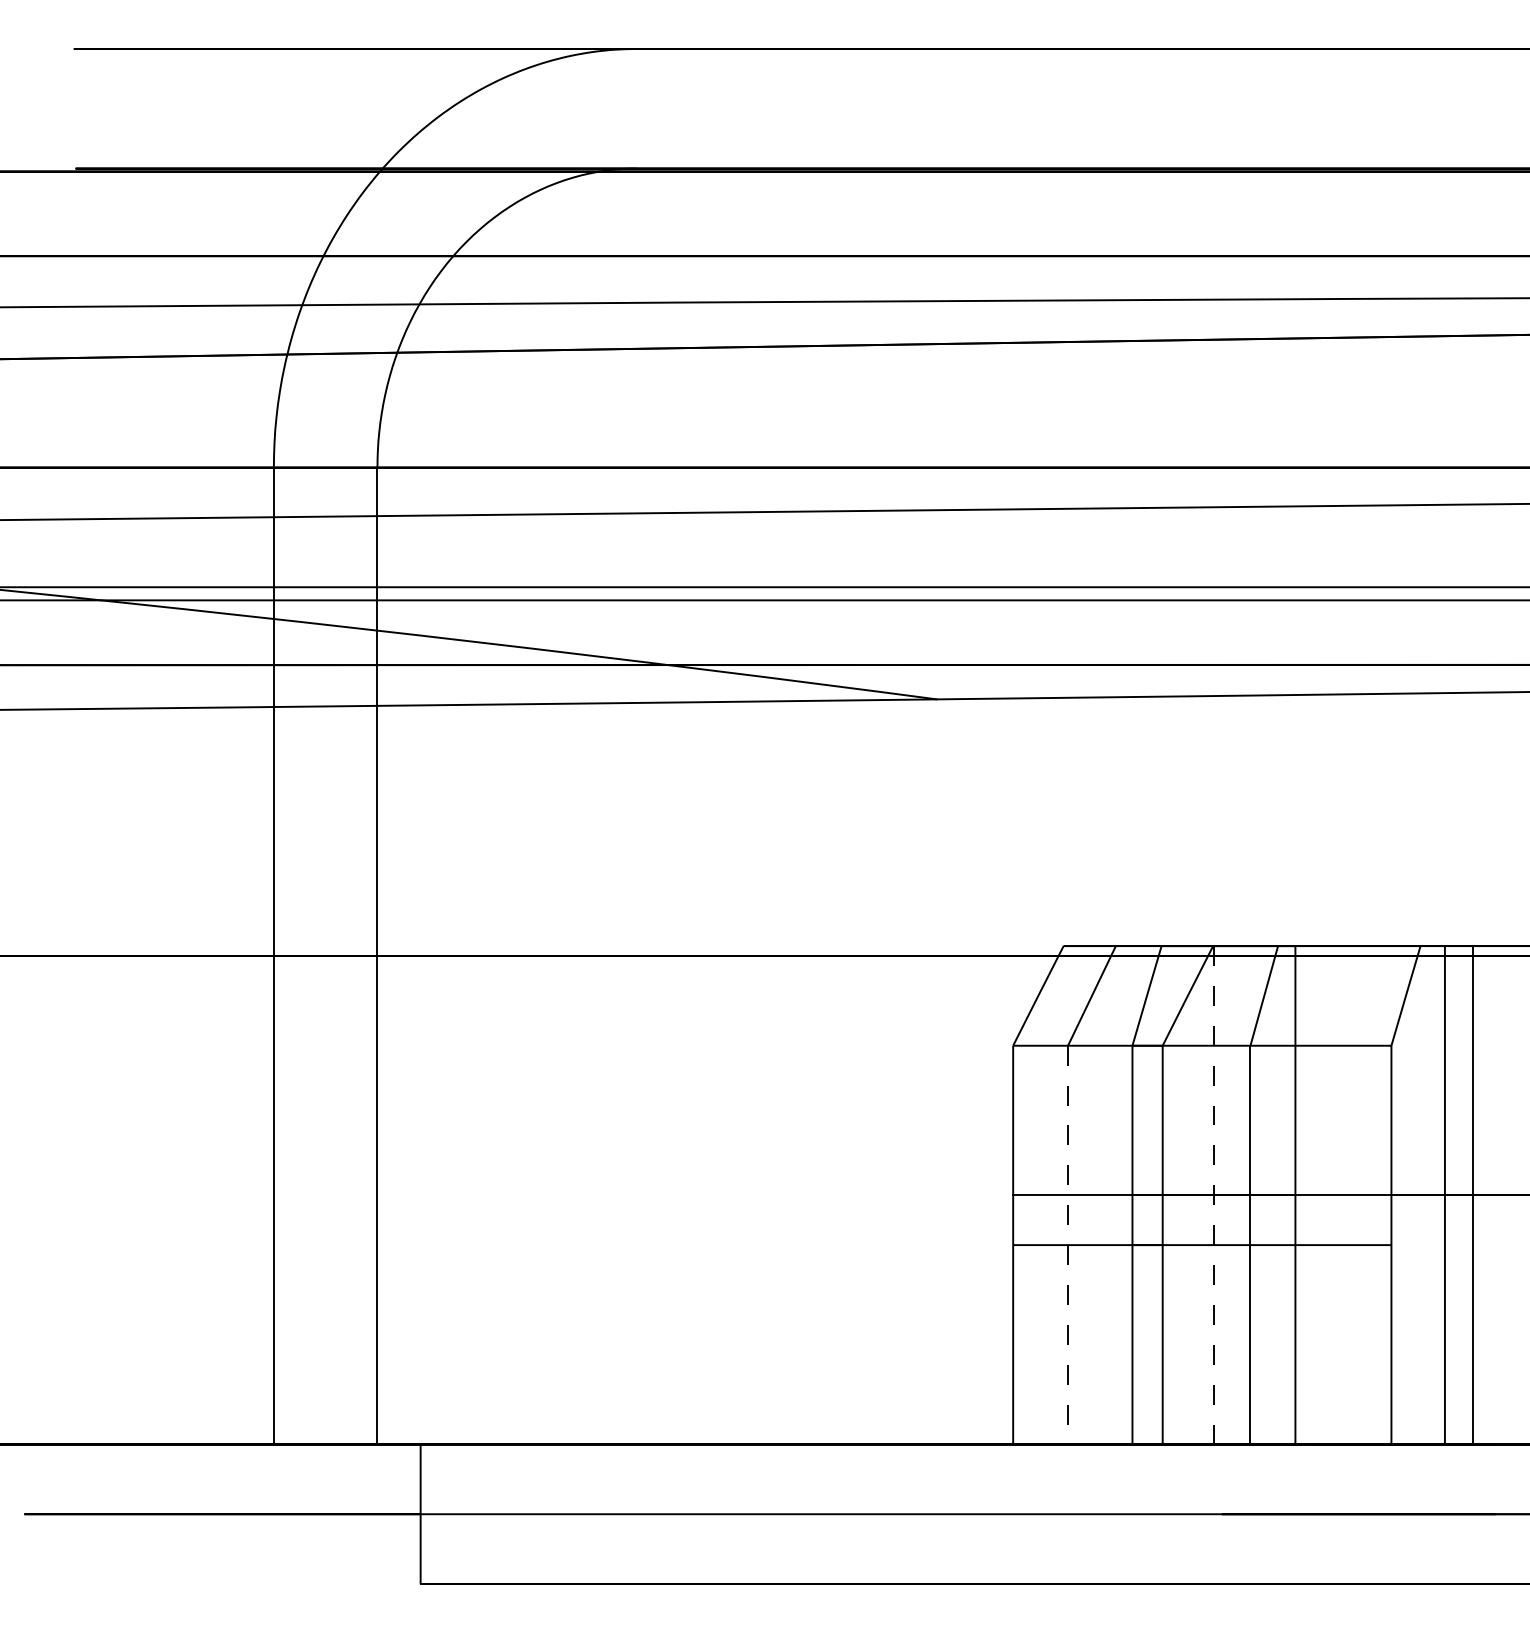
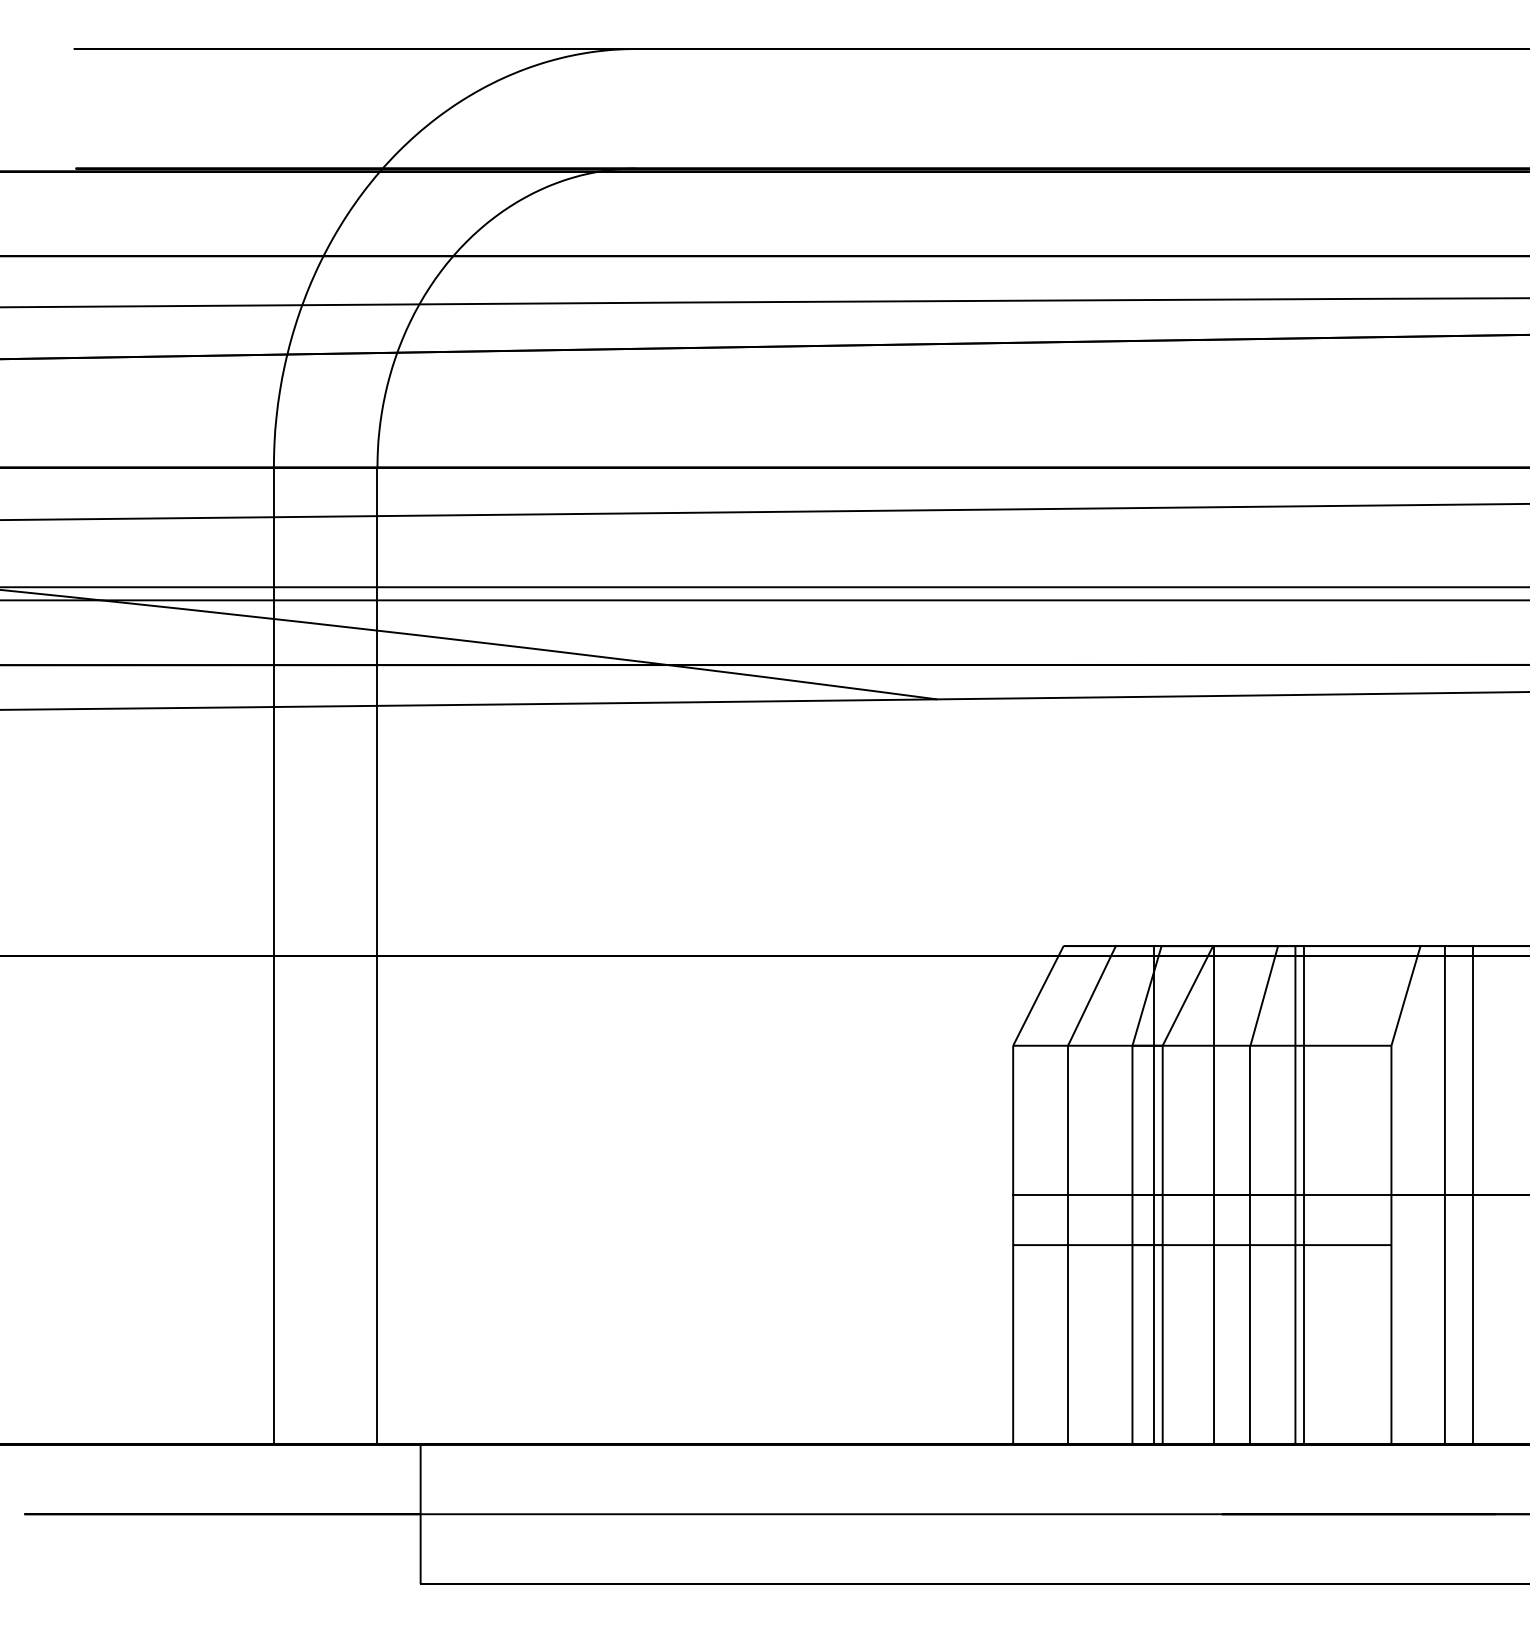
line: dashed -> solid (1213, 1194)
line: none -> present (1154, 1195)
line: none -> present (1303, 1195)
line: dashed -> solid (1068, 1245)
